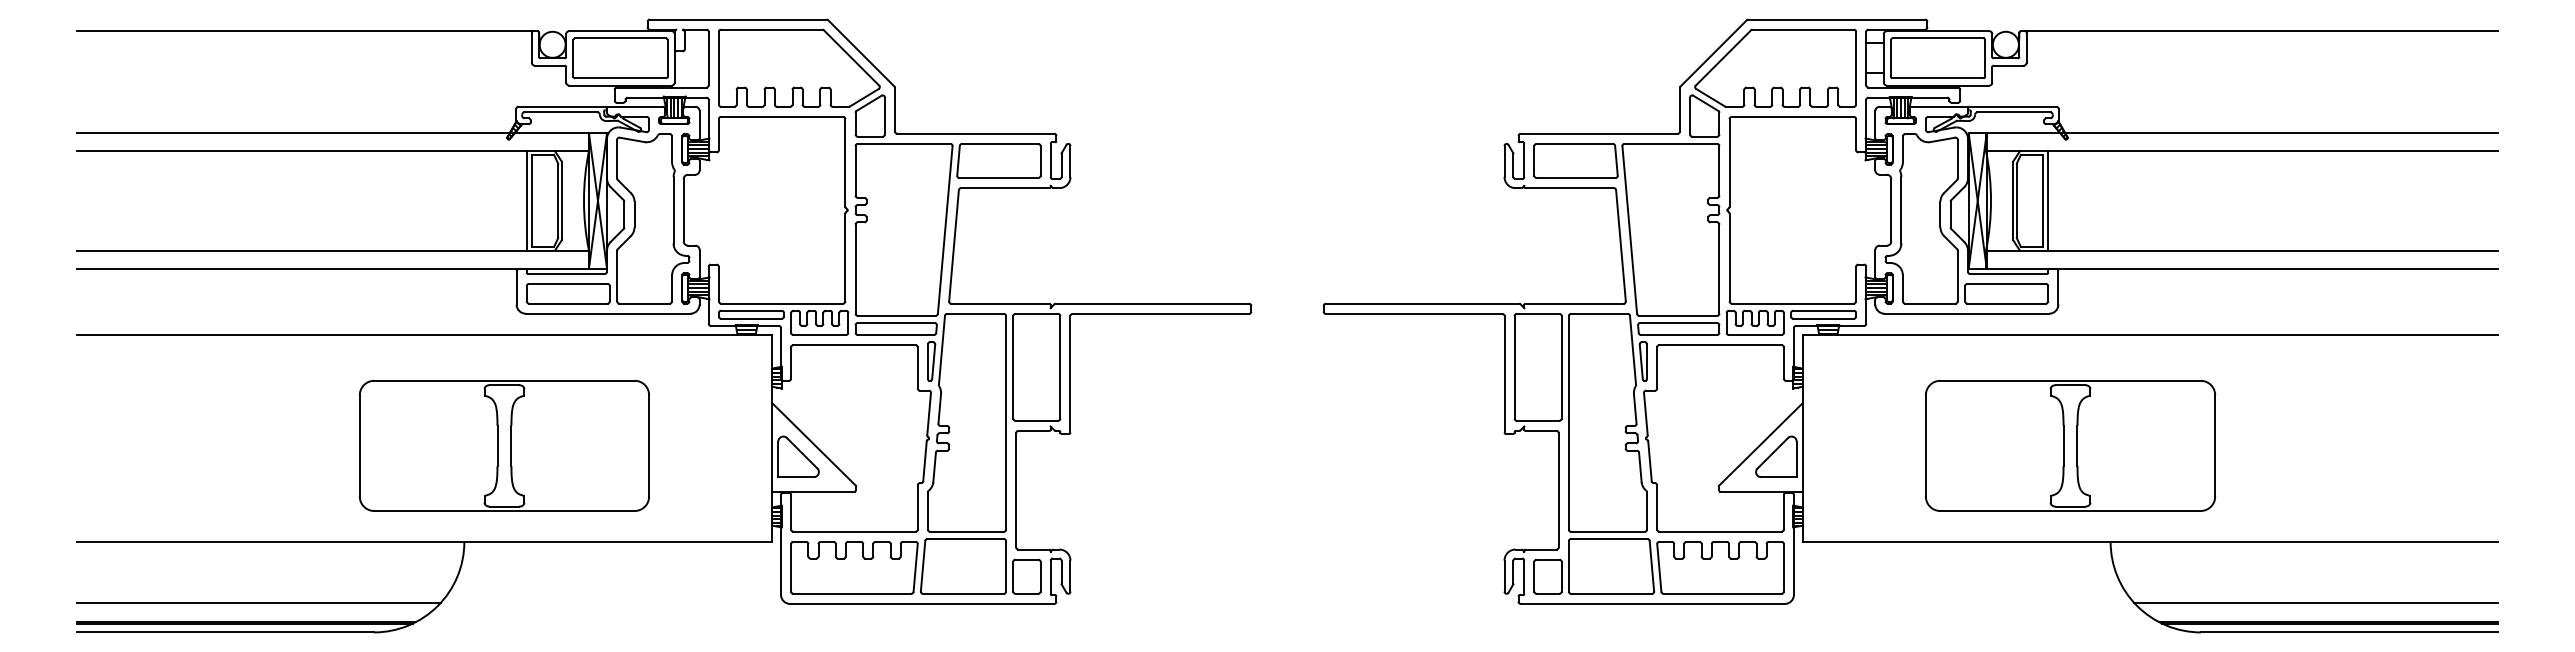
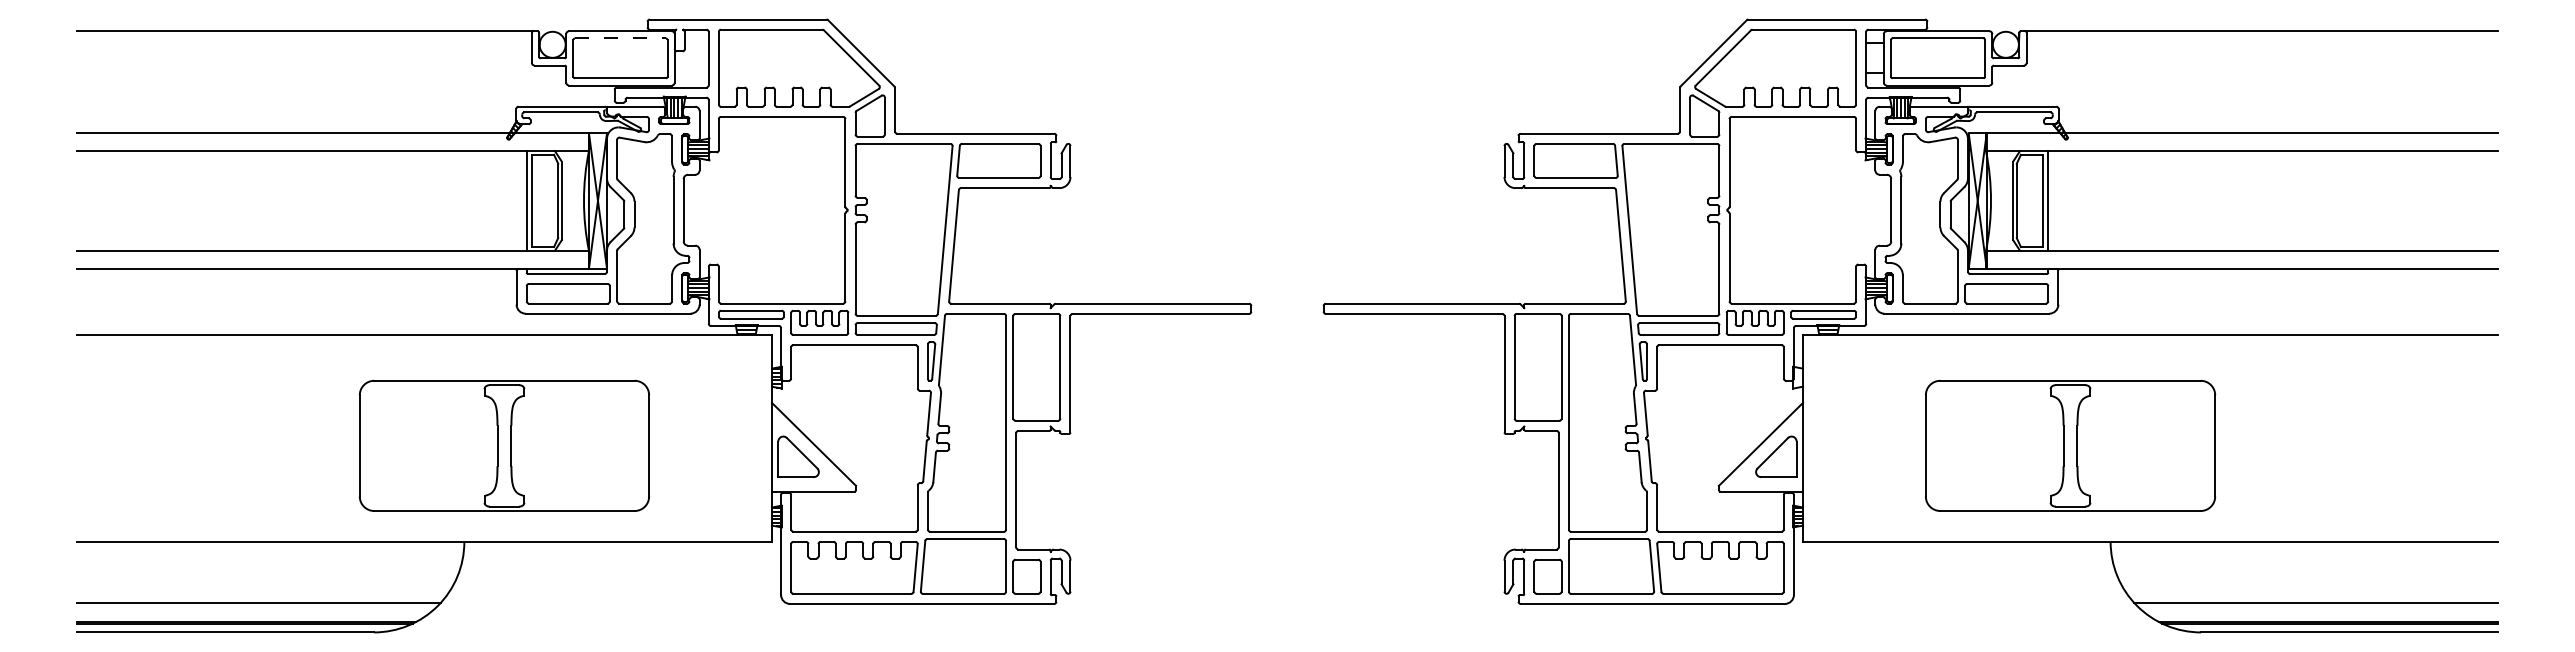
line: solid -> dashed (620, 38)
hatch: present -> none (1798, 378)
